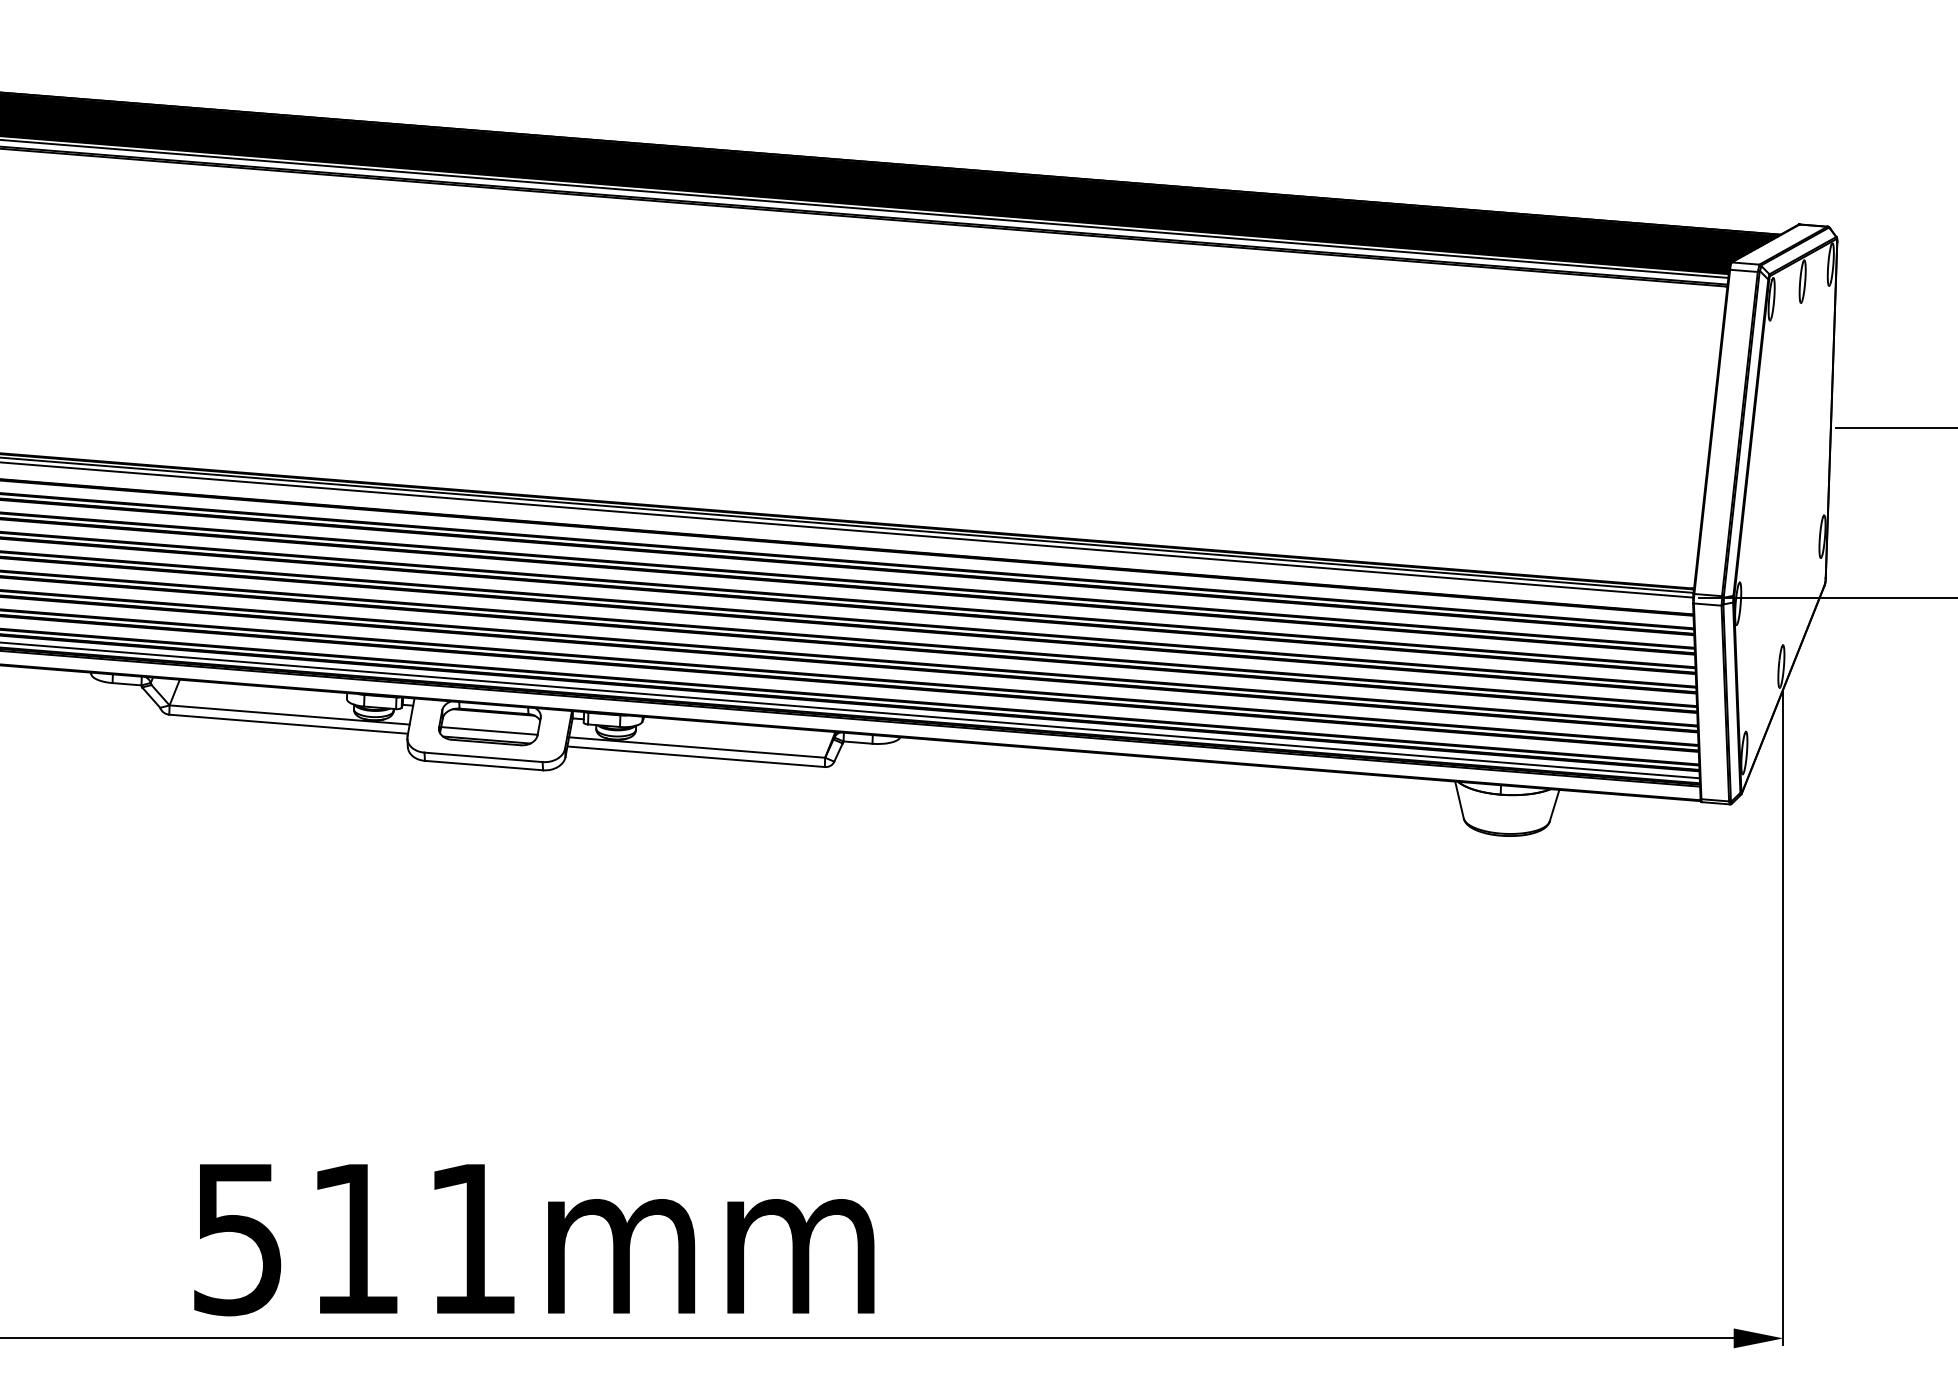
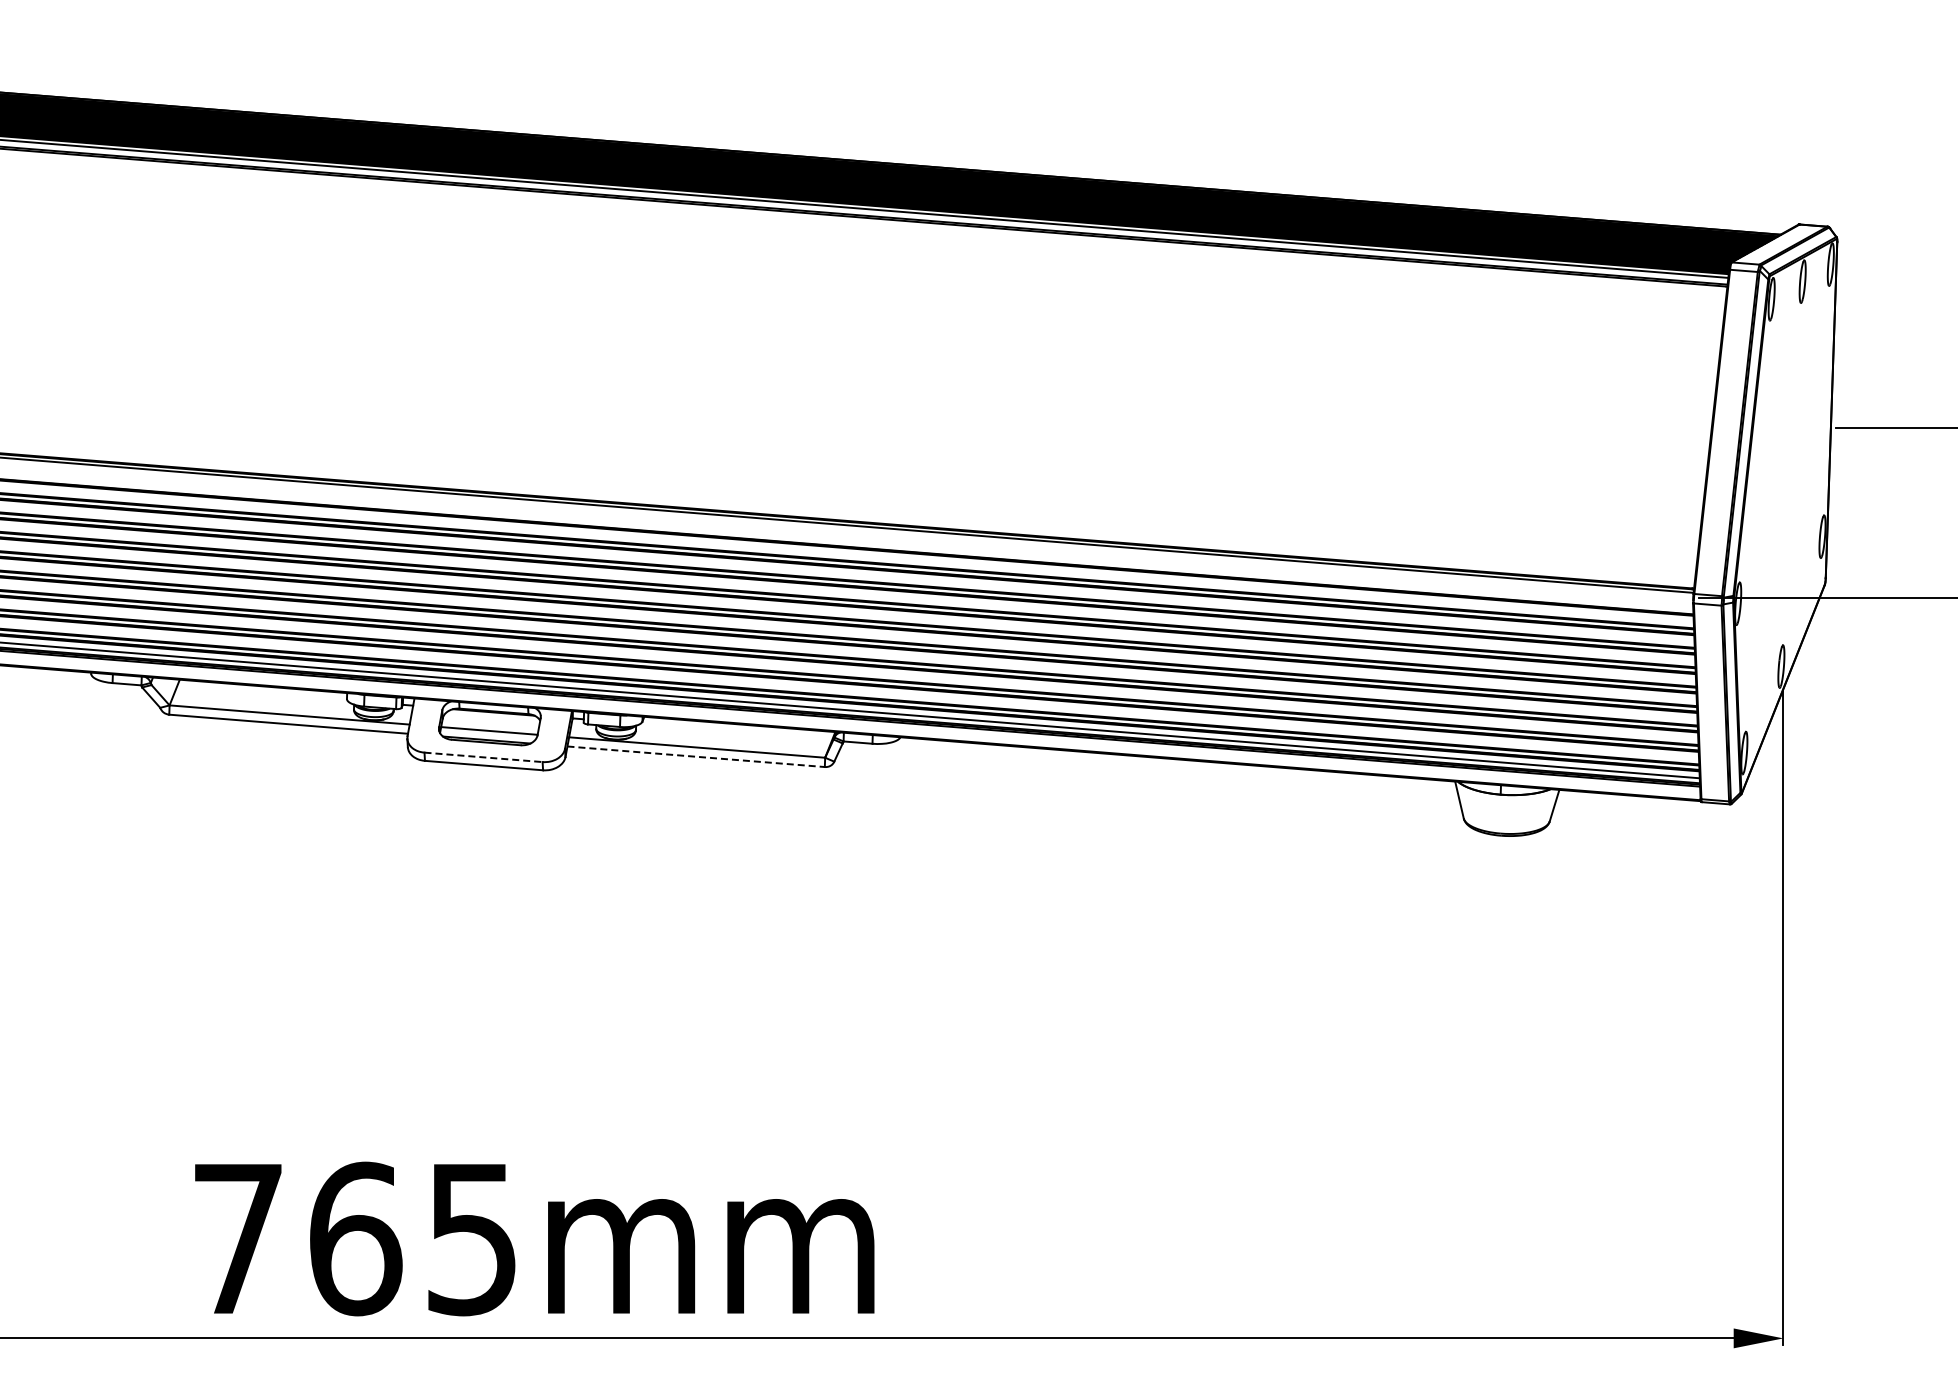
line: present -> none (847, 529)
line: solid -> dashed (696, 756)
line: solid -> dashed (484, 757)
text: 511mm -> 765mm (354, 1238)
